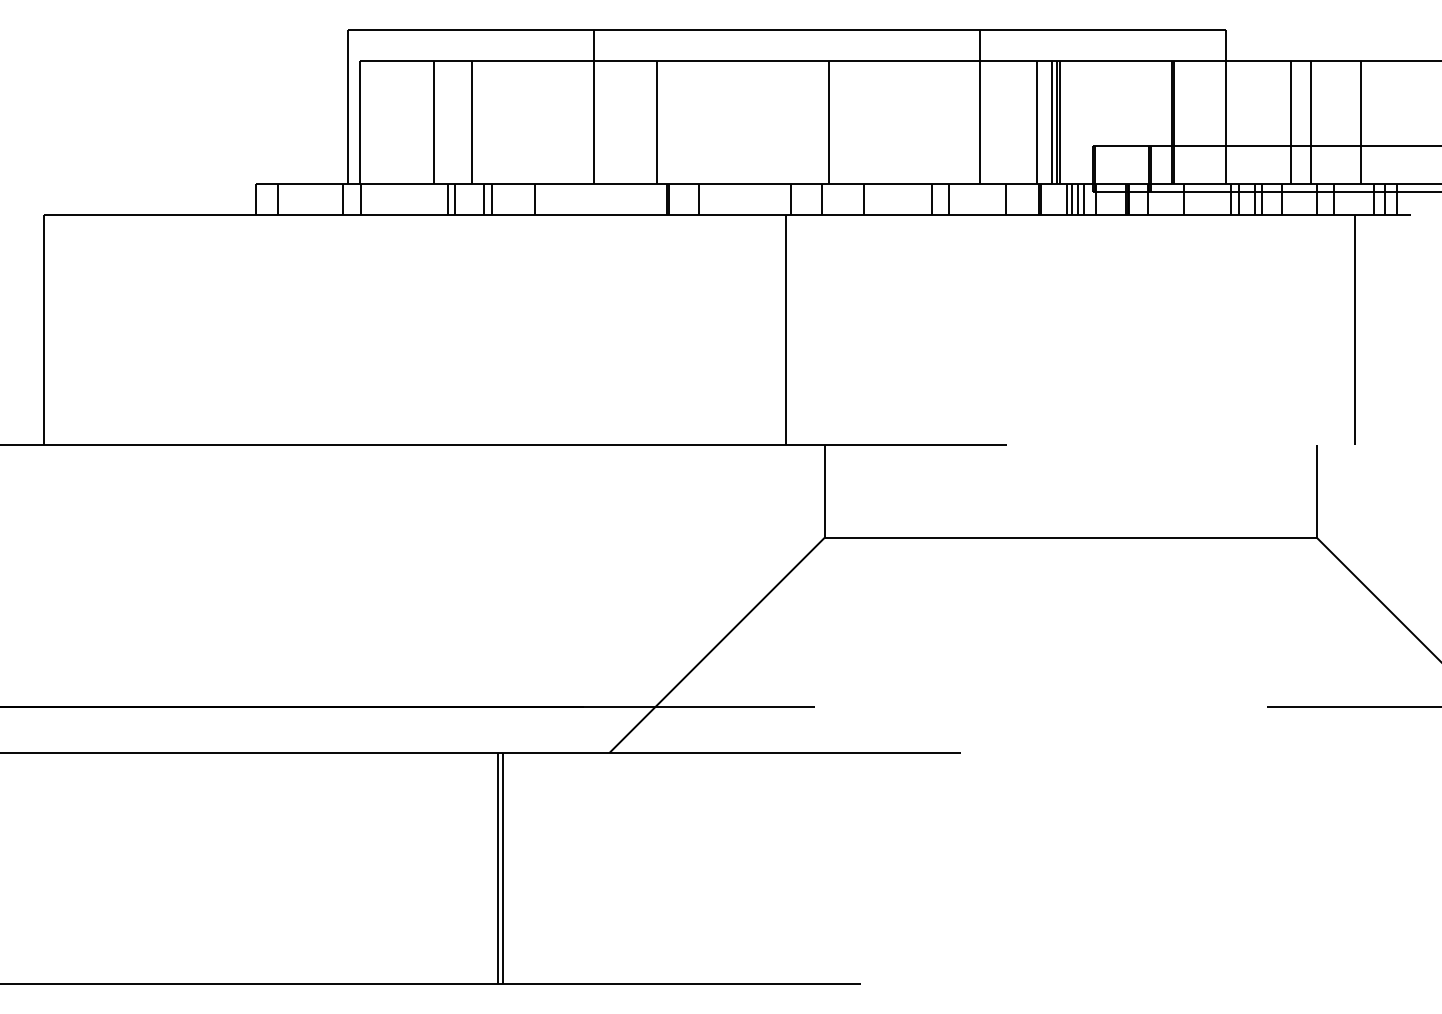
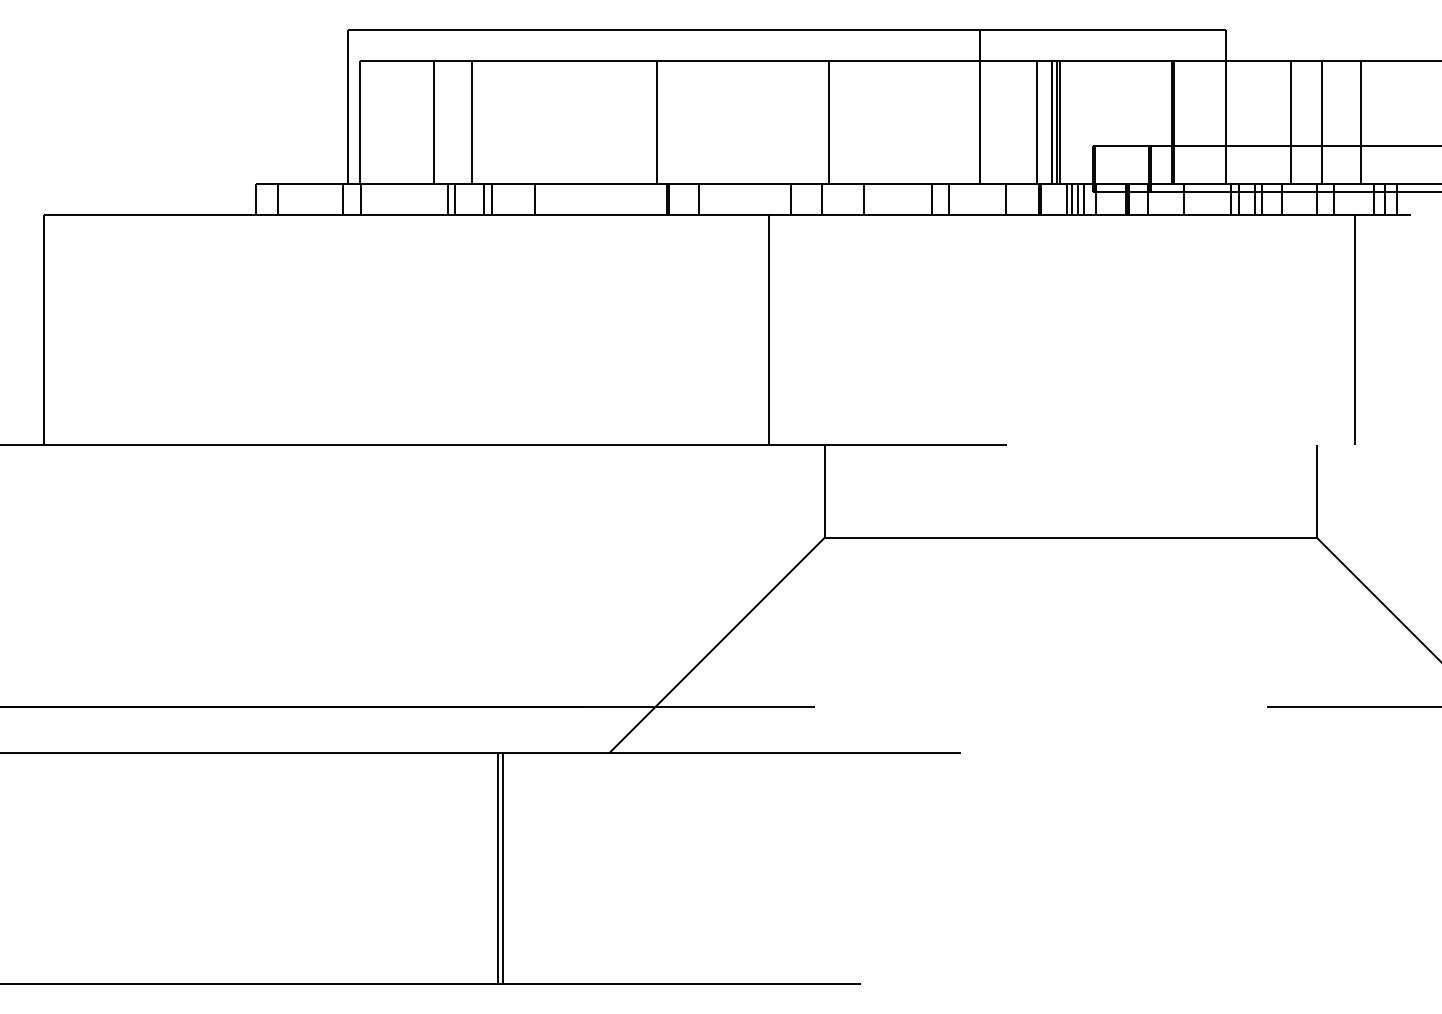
line: present -> none (593, 106)
line position: (1310, 122) -> (1321, 122) (1321, 122)
line position: (786, 329) -> (769, 329) (769, 329)
